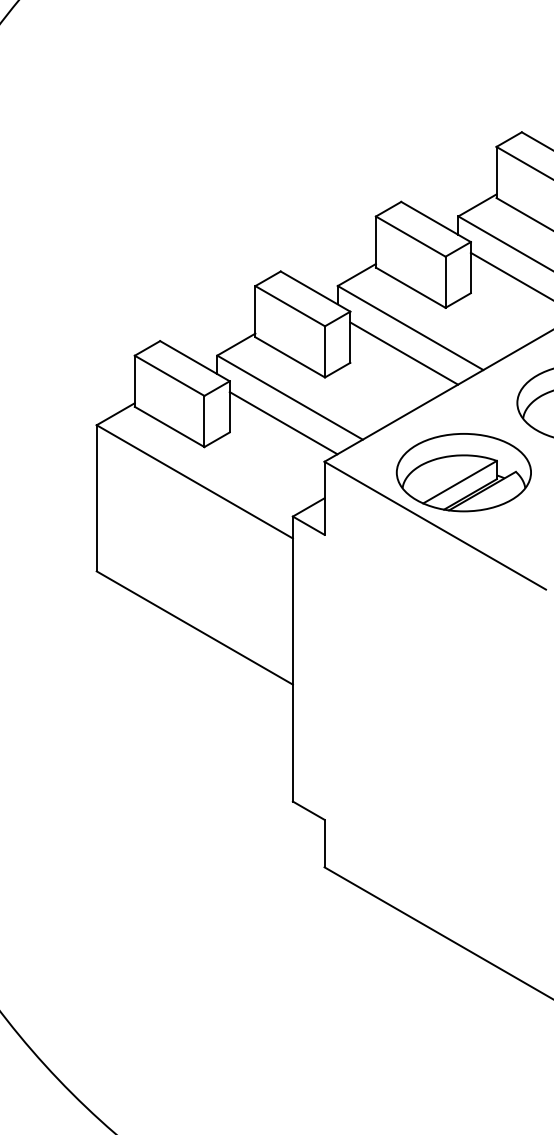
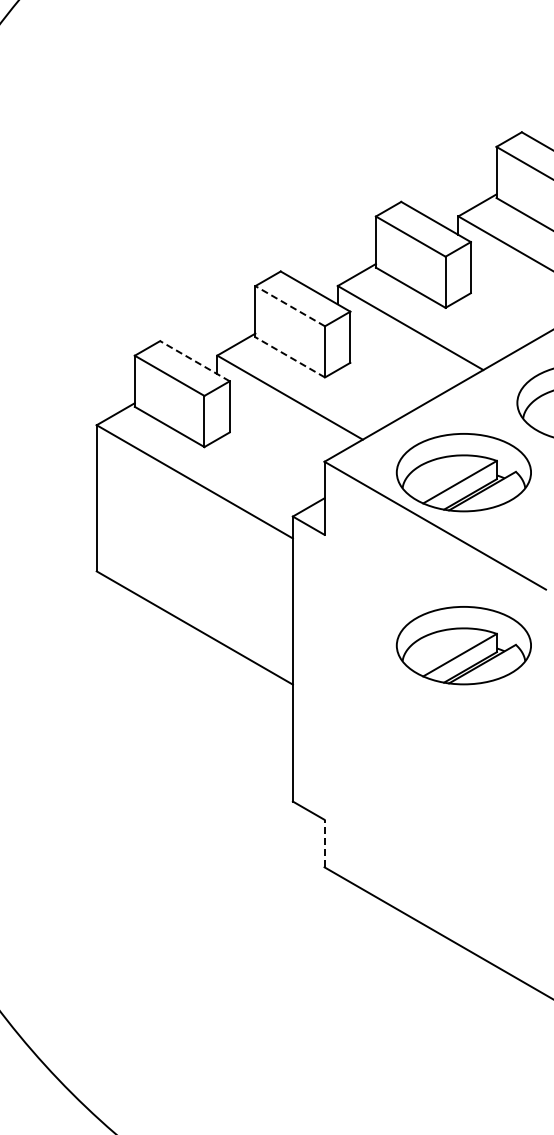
line: present -> none (510, 275)
line: solid -> dashed (289, 305)
line: present -> none (404, 353)
line: solid -> dashed (289, 357)
line: solid -> dashed (194, 360)
line: present -> none (283, 423)
part: none -> present (463, 645)
line: solid -> dashed (324, 843)
